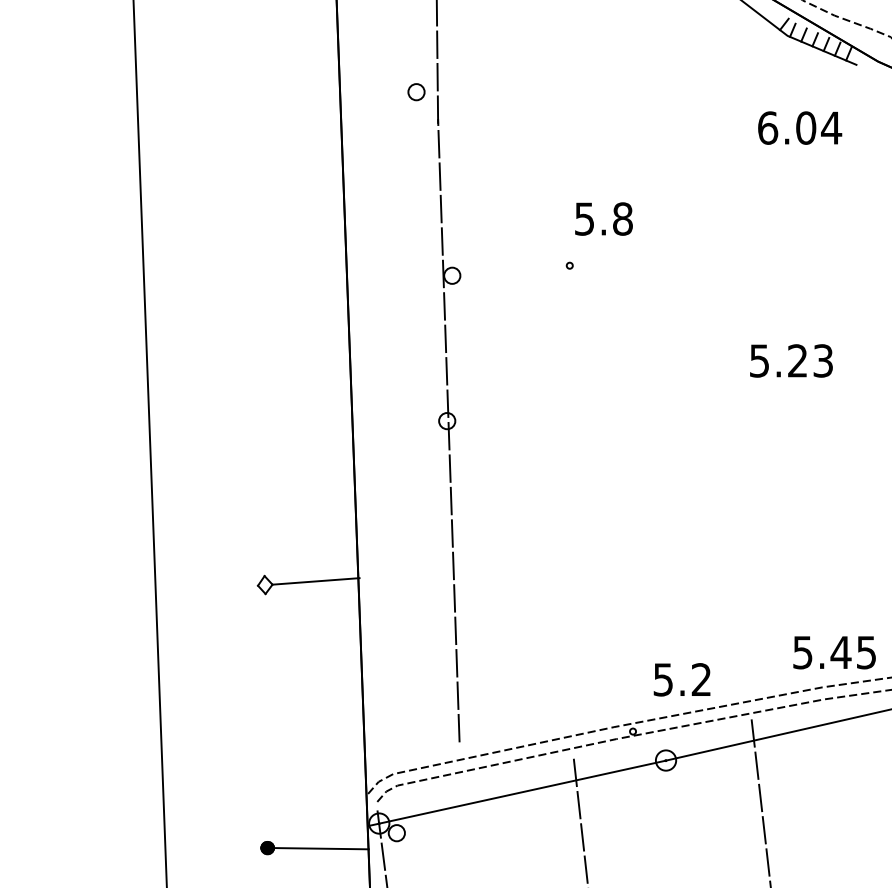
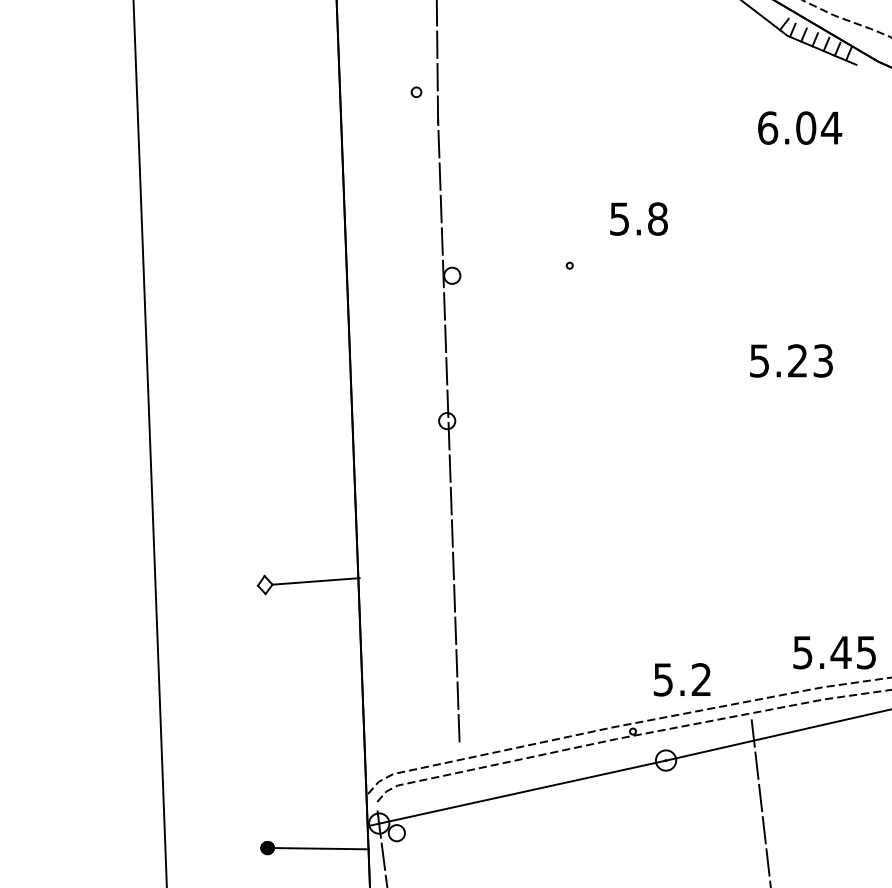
part size: 19x19 px -> 13x13 px (416, 92)
text position: (603, 218) -> (638, 218) (638, 218)
line: present -> none (580, 821)
